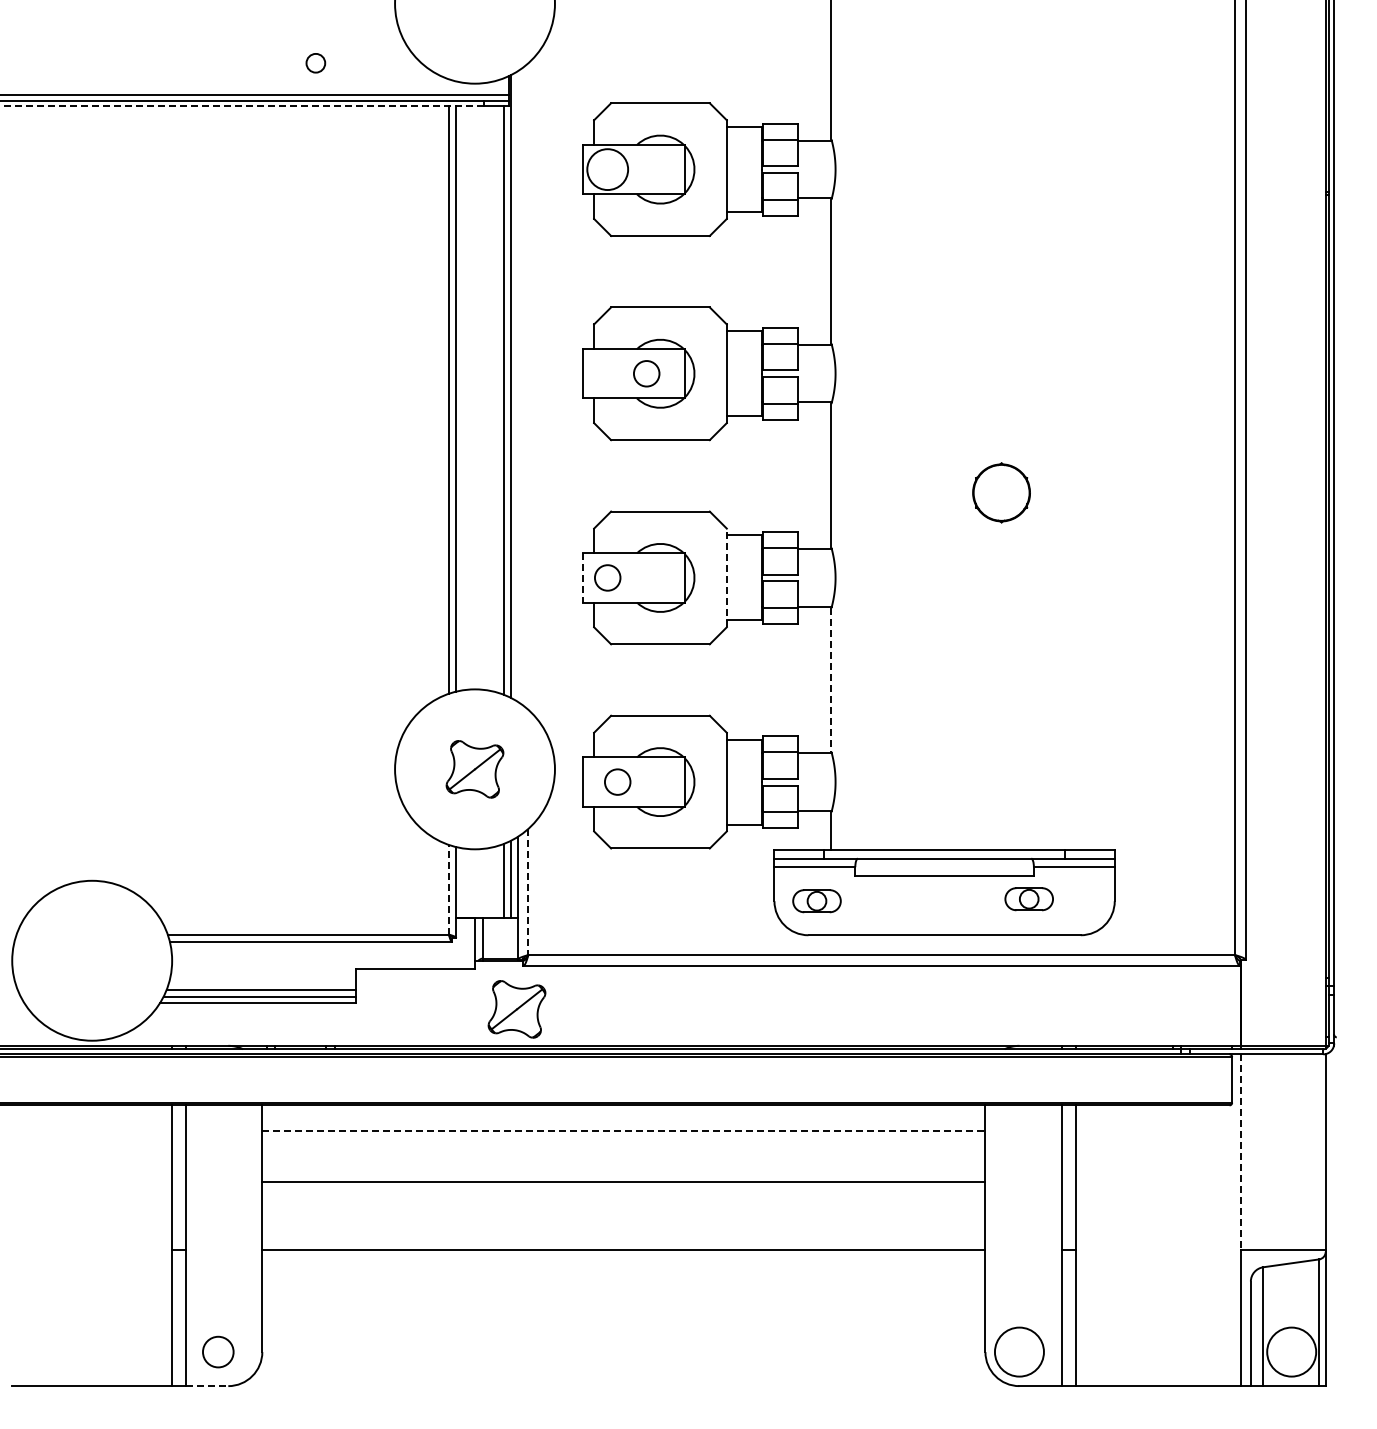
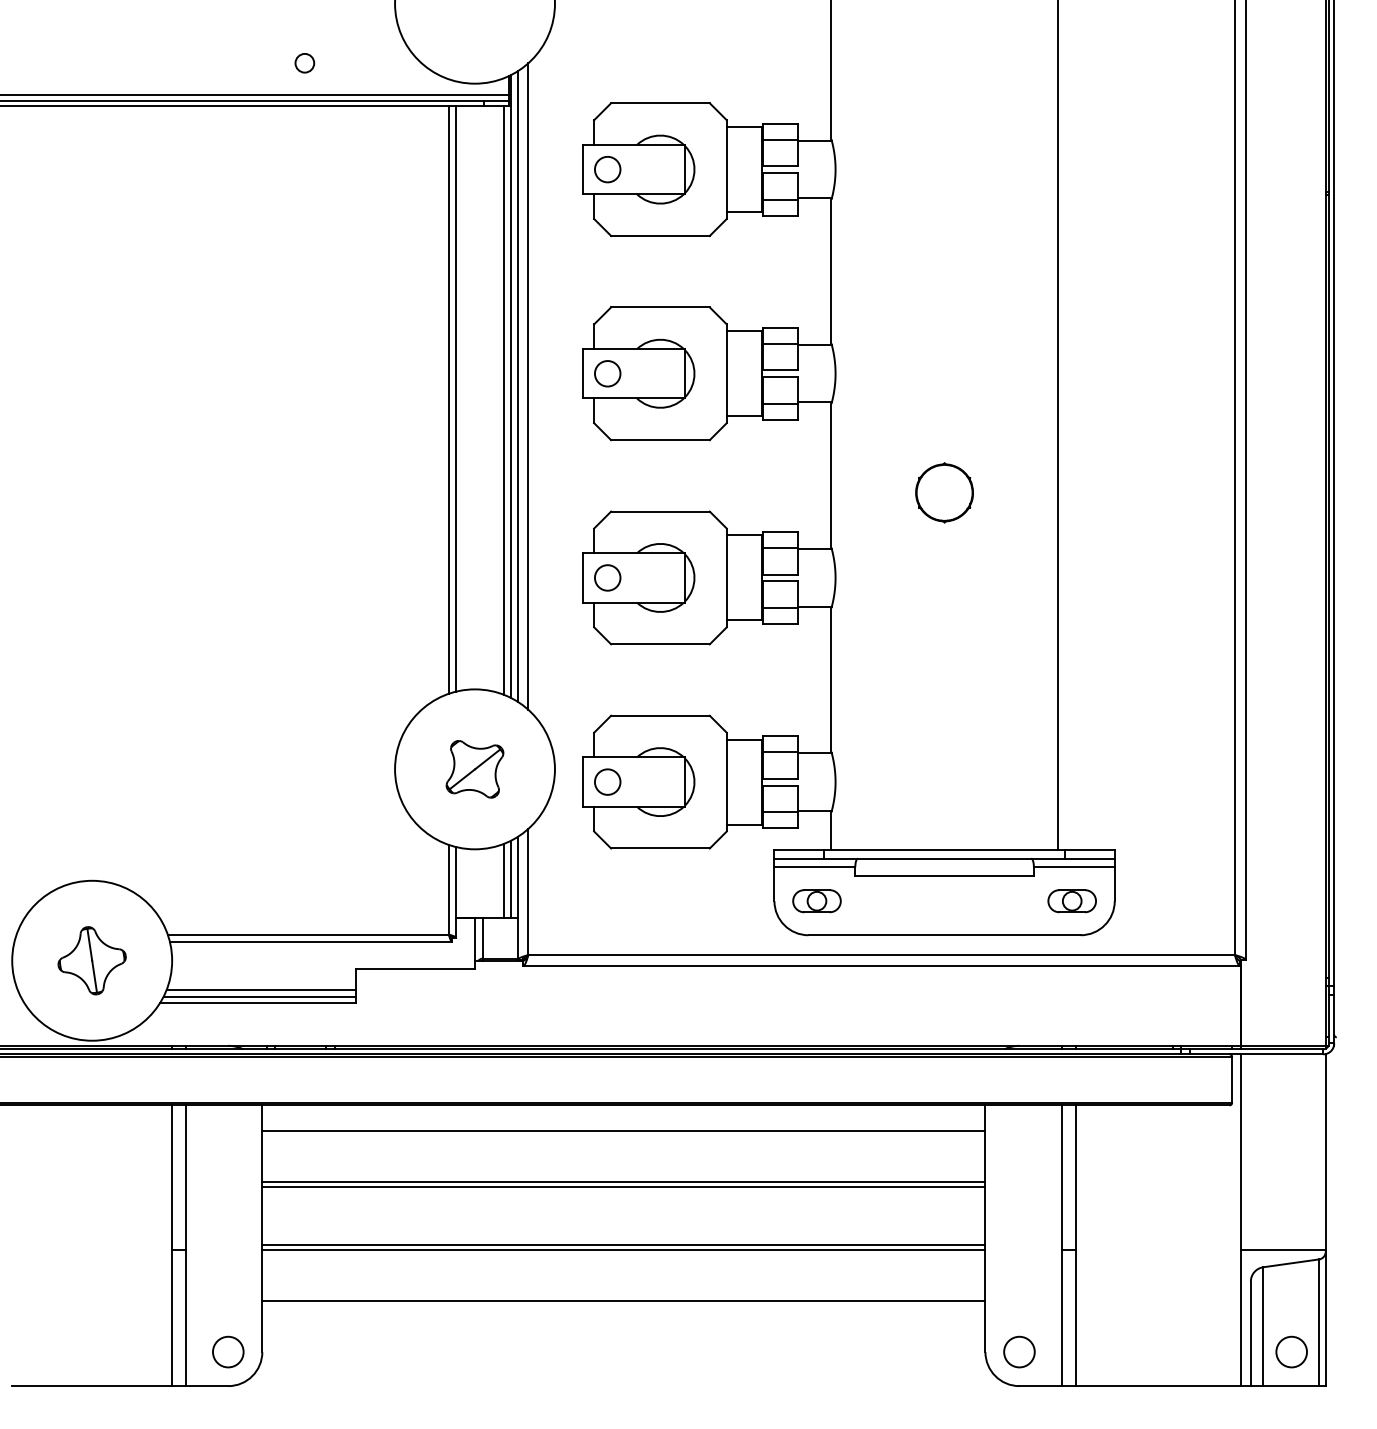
circle position: (315, 63) -> (304, 63) (304, 63)
line: dashed -> solid (241, 105)
circle diameter: 41 px -> 26 px (607, 169)
circle position: (646, 373) -> (607, 373) (607, 373)
line: none -> present (517, 386)
line: none -> present (528, 386)
line: none -> present (1057, 426)
part position: (1001, 492) -> (944, 492) (944, 492)
line: dashed -> solid (583, 577)
line: dashed -> solid (726, 577)
line: dashed -> solid (831, 680)
circle position: (617, 781) -> (607, 781) (607, 781)
line: dashed -> solid (448, 889)
line: dashed -> solid (528, 892)
part position: (1028, 899) -> (1071, 901) (1071, 901)
part: none -> present (91, 960)
part: present -> none (516, 1009)
line: dashed -> solid (623, 1130)
line: dashed -> solid (1240, 1152)
line: none -> present (623, 1187)
line: none -> present (623, 1244)
line: none -> present (623, 1301)
circle position: (218, 1351) -> (228, 1351) (228, 1351)
circle diameter: 49 px -> 31 px (1019, 1351)
circle diameter: 49 px -> 31 px (1291, 1351)
line: dashed -> solid (207, 1386)
